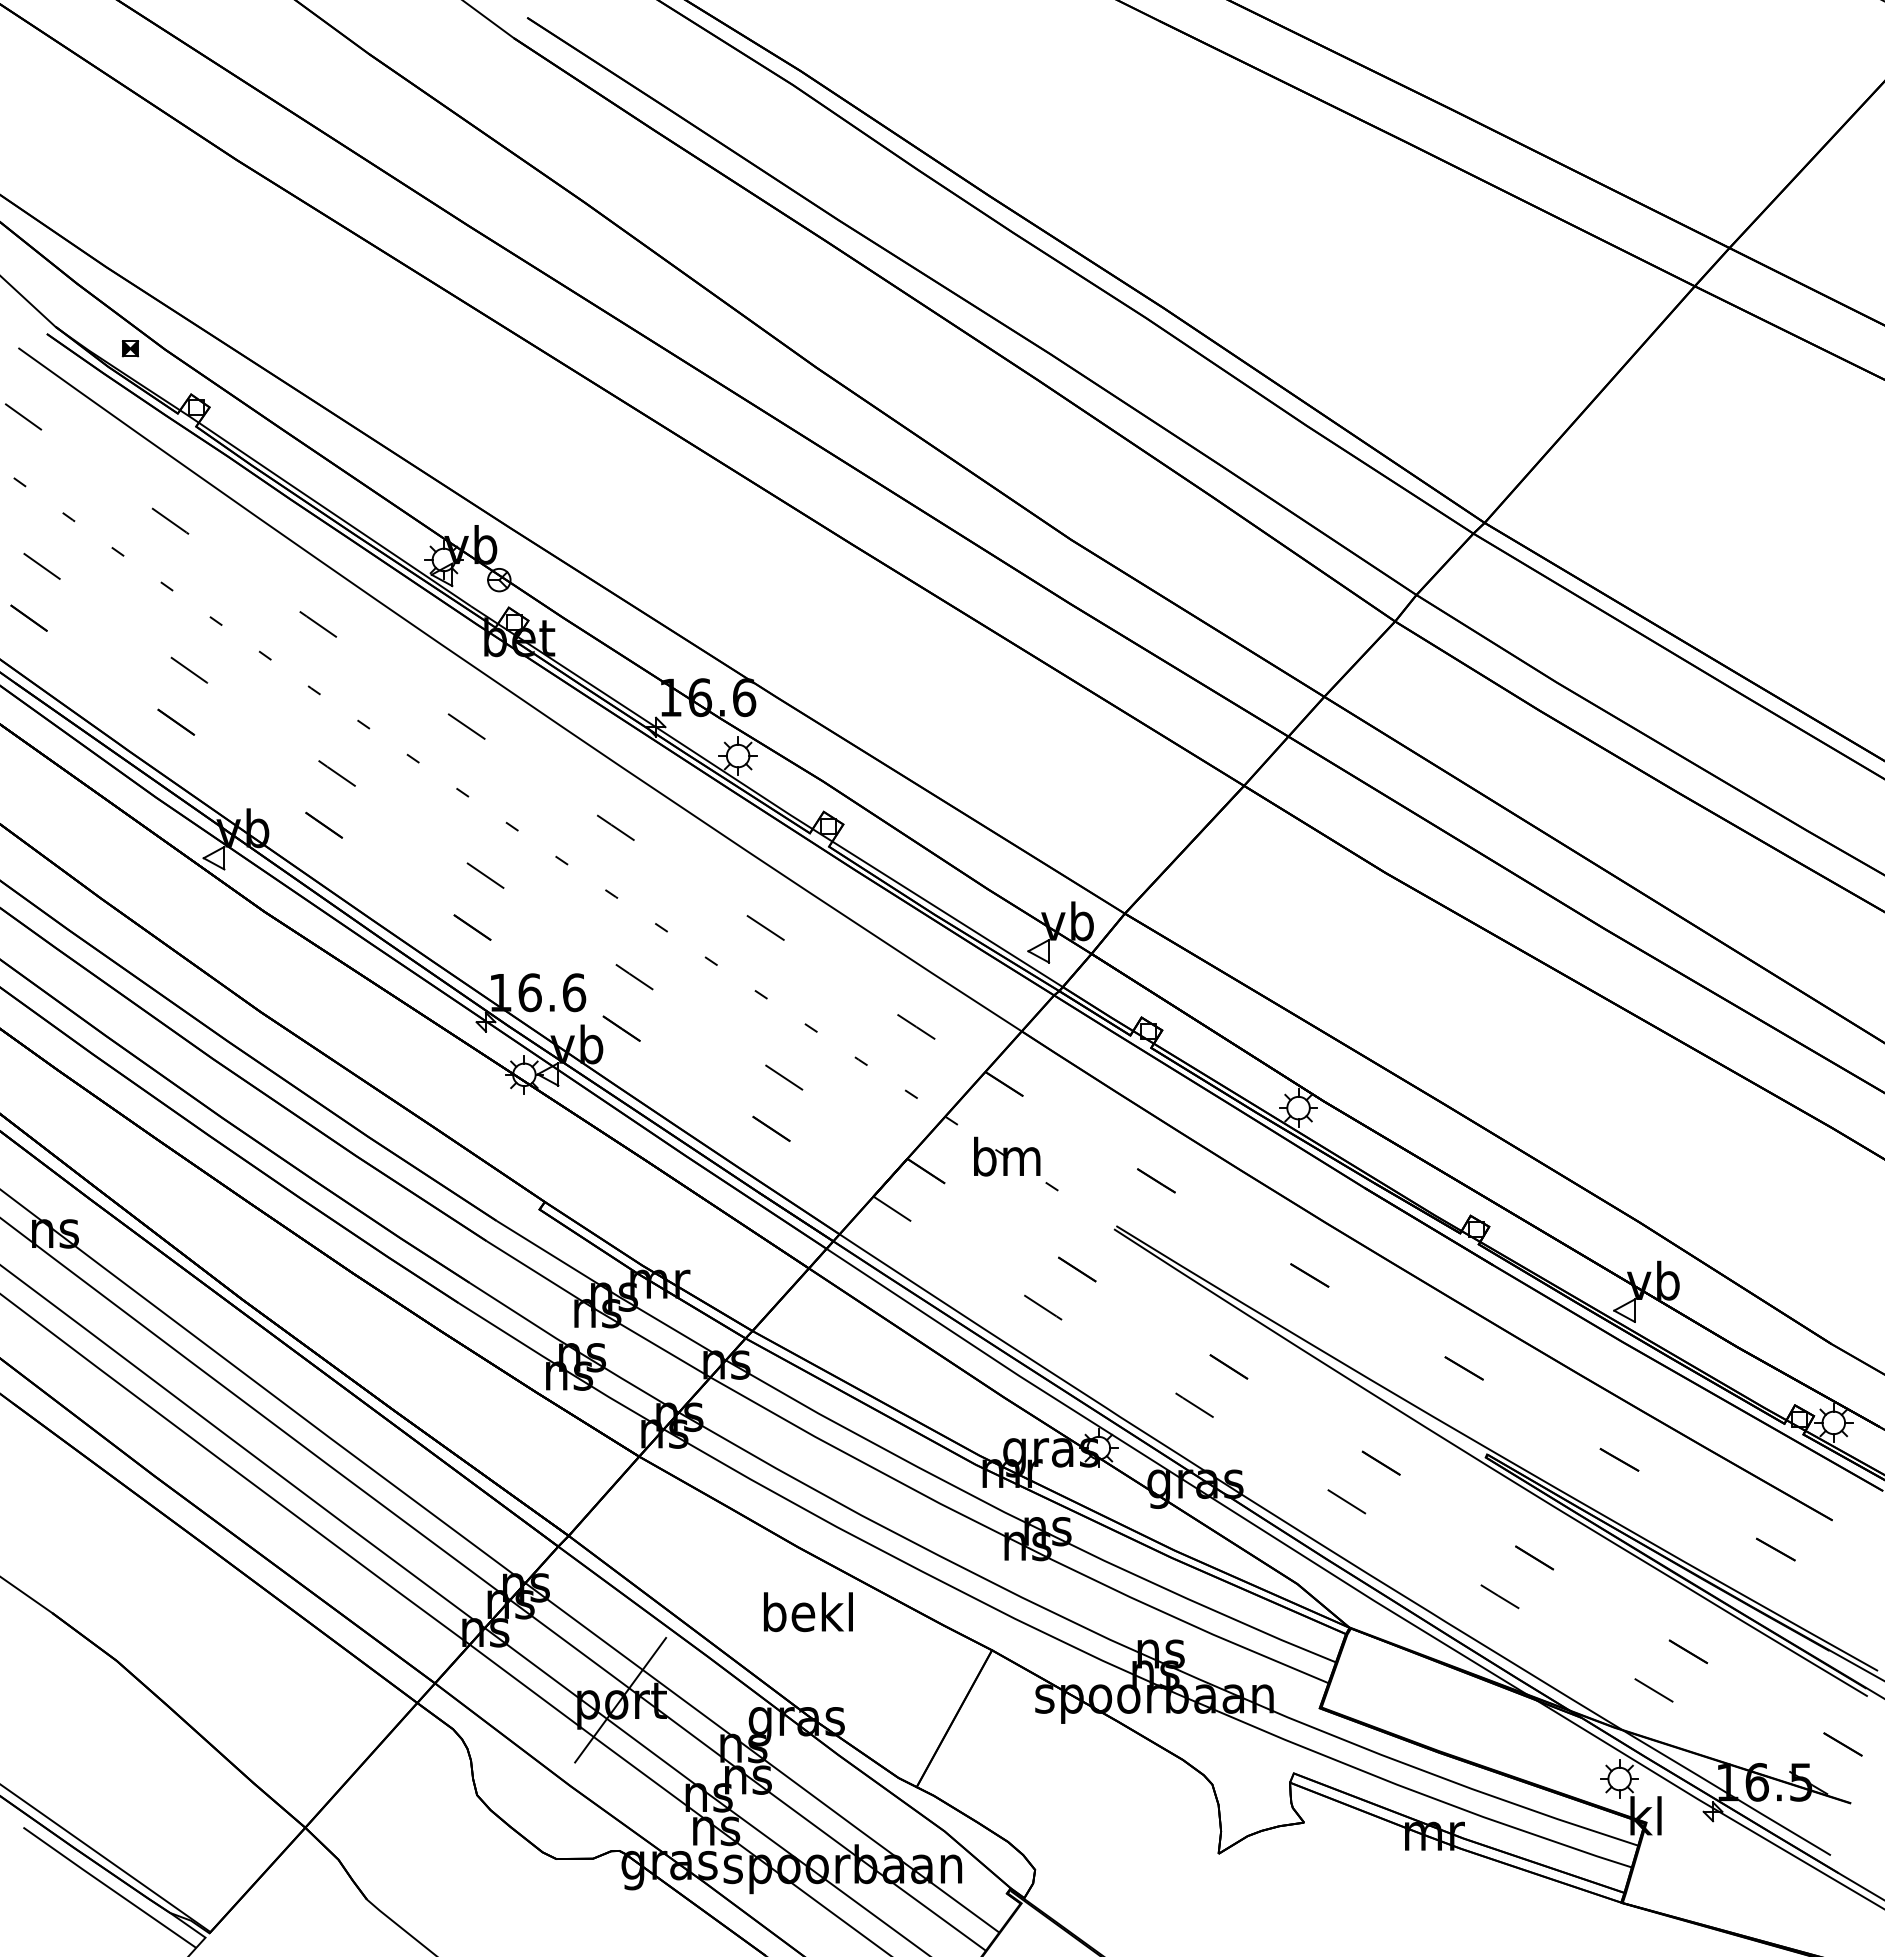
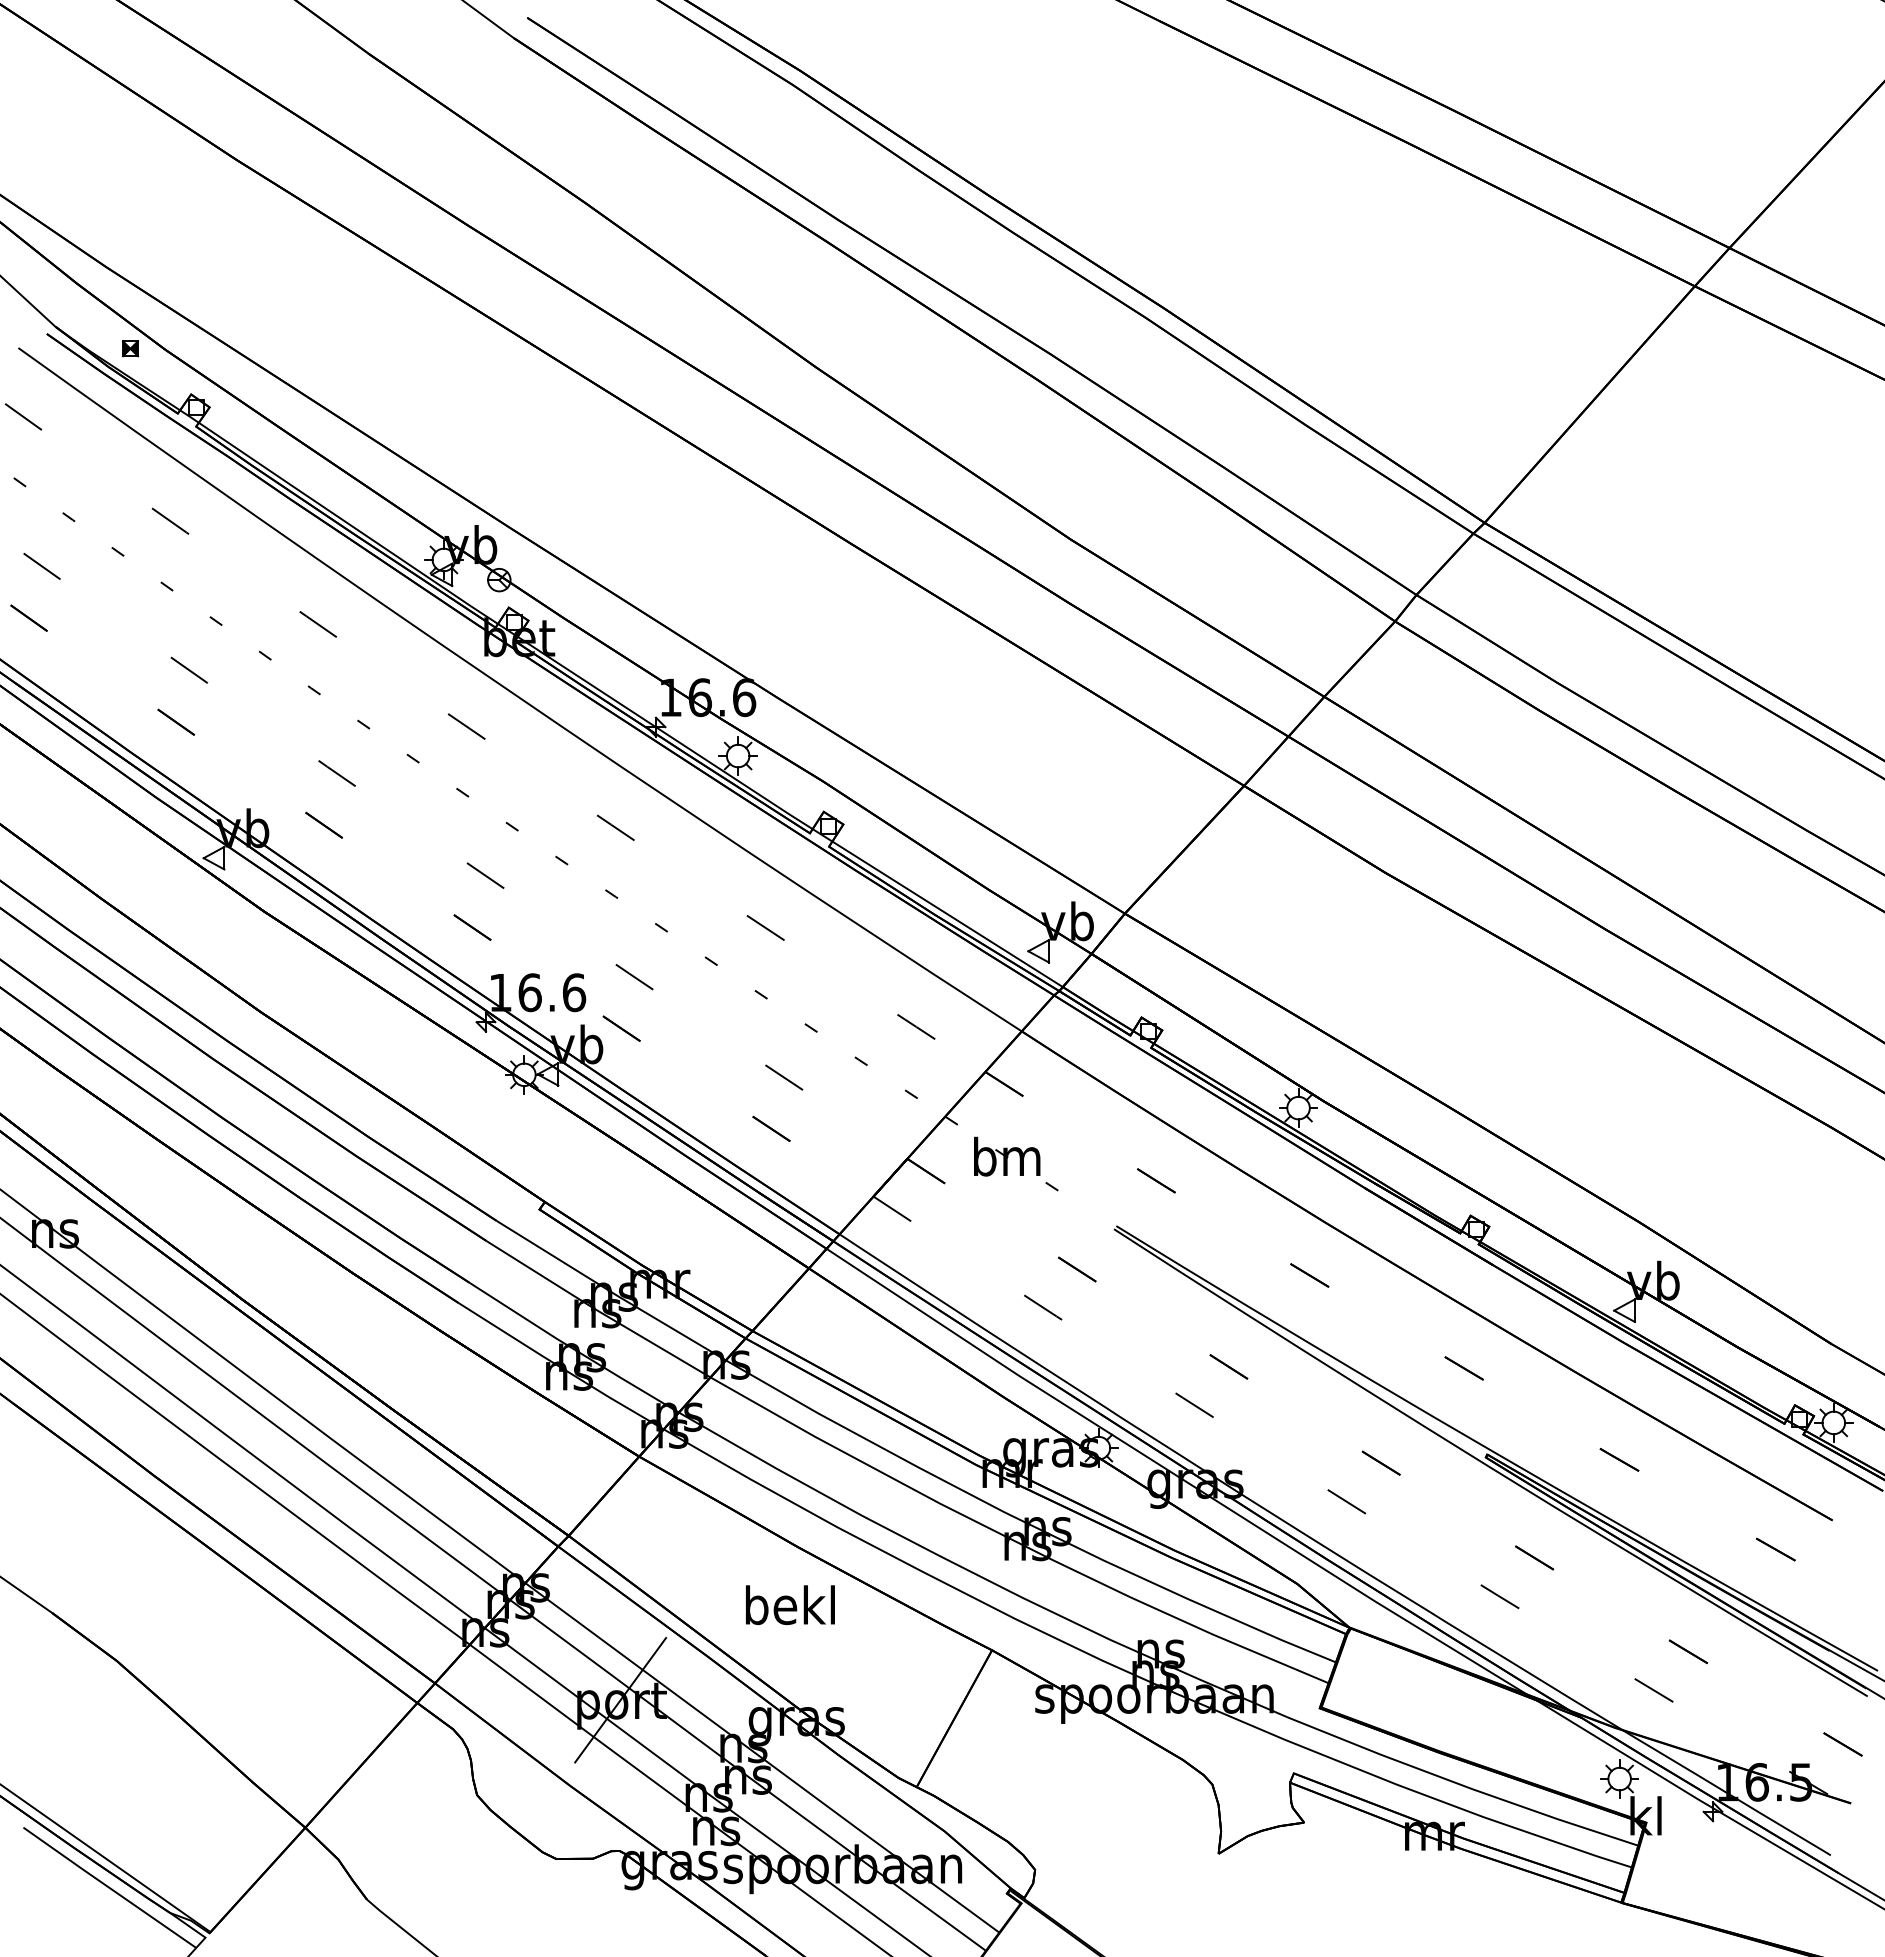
text position: (808, 1612) -> (790, 1605) (790, 1605)
